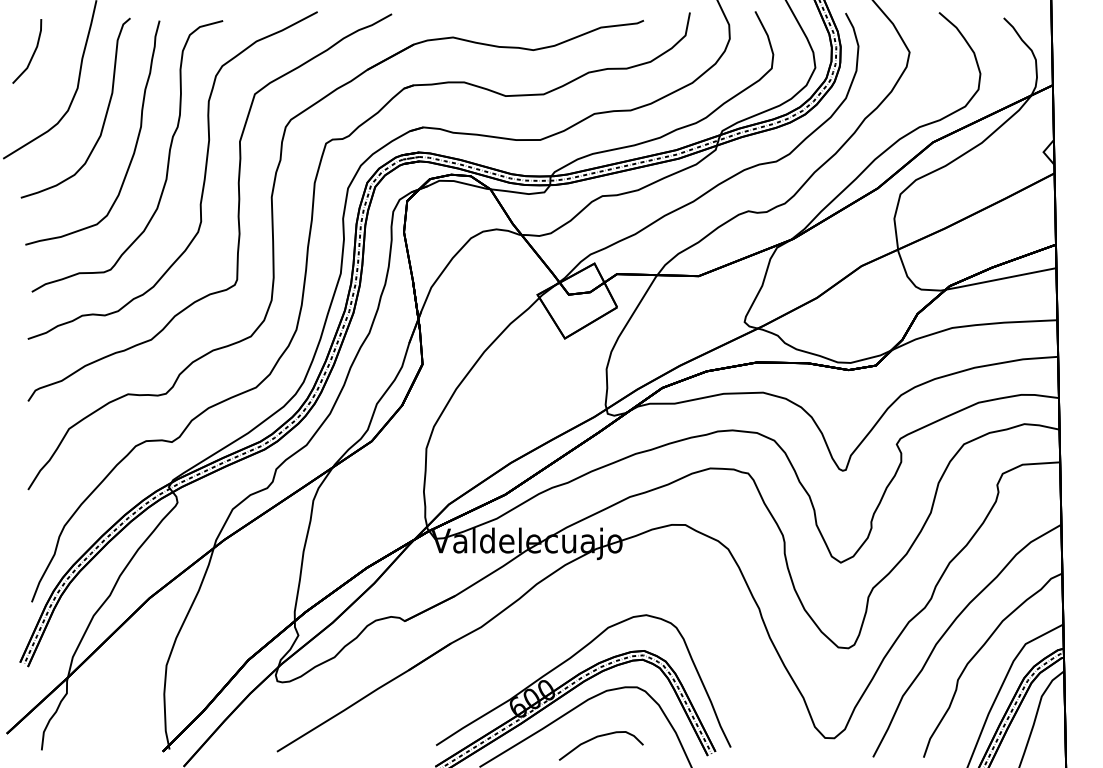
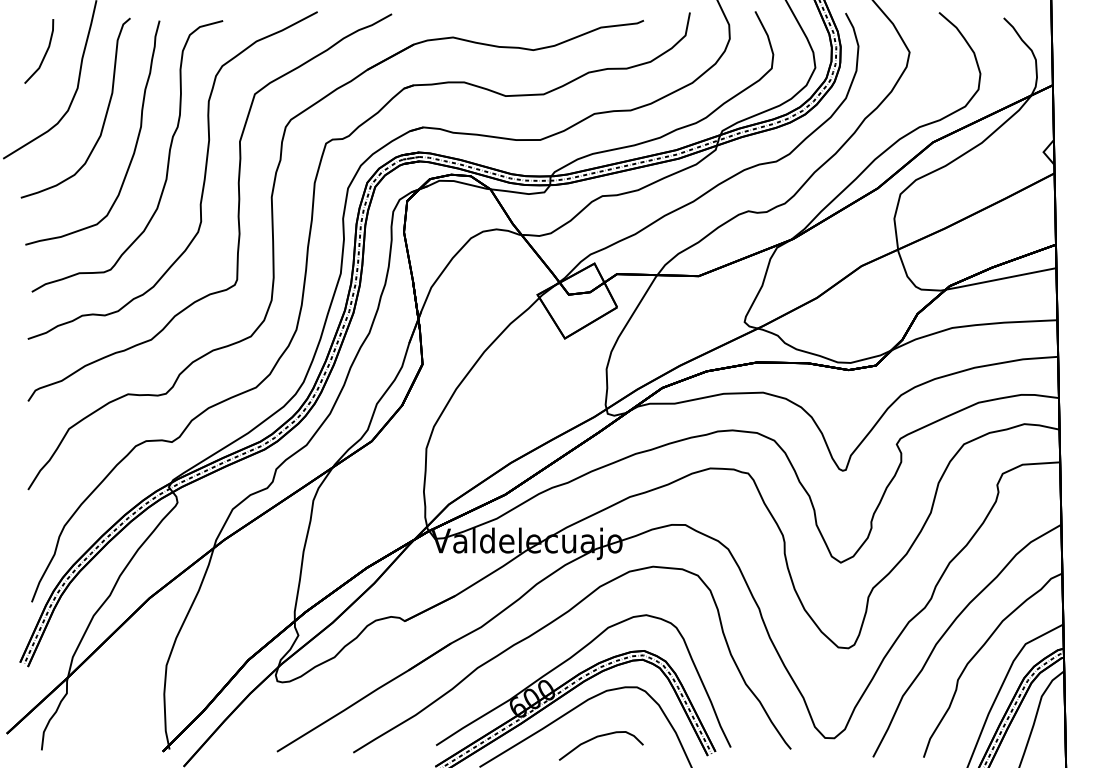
line position: (32, 54) -> (44, 54) (44, 54)
curve: none -> present (550, 624)
